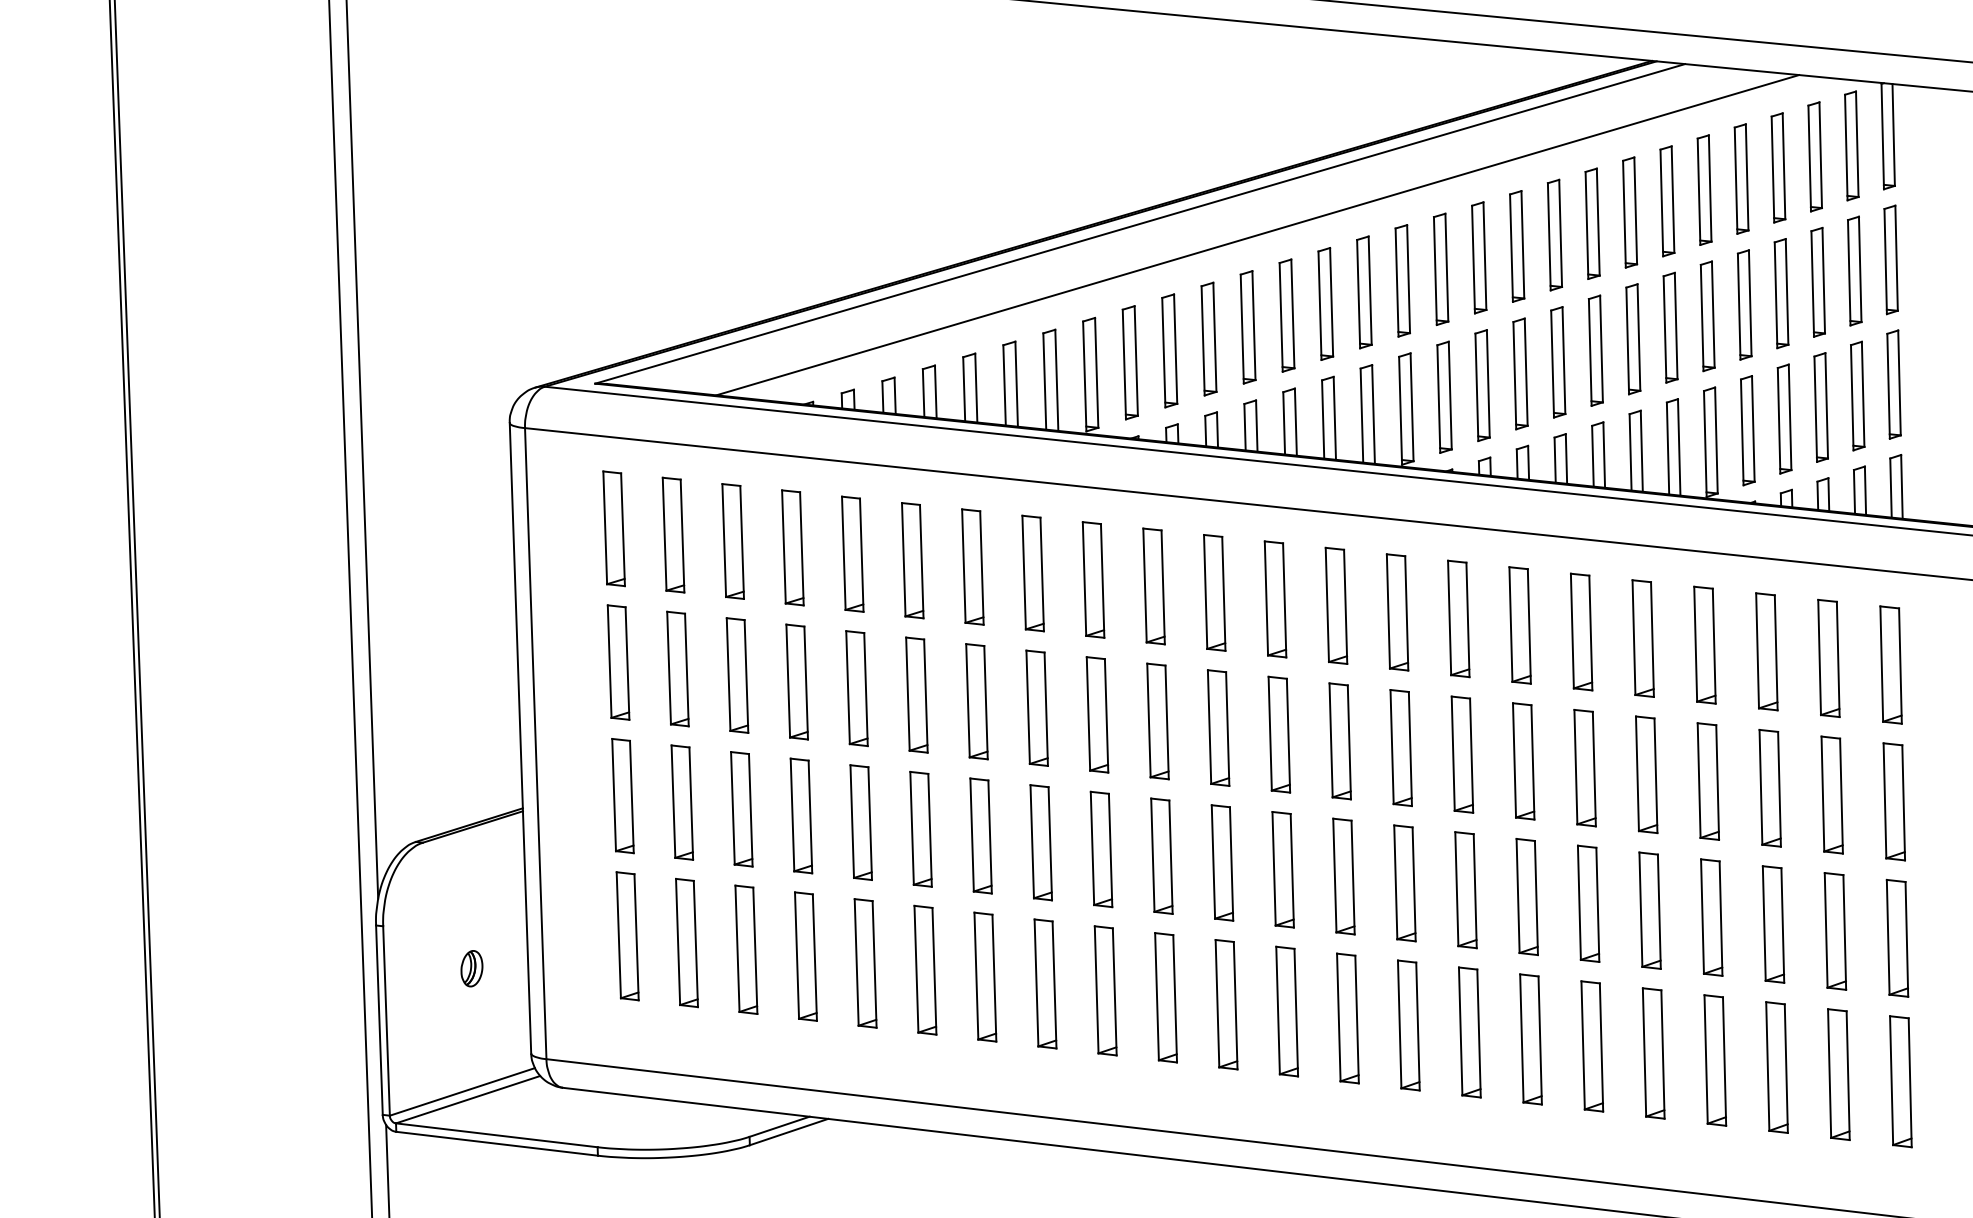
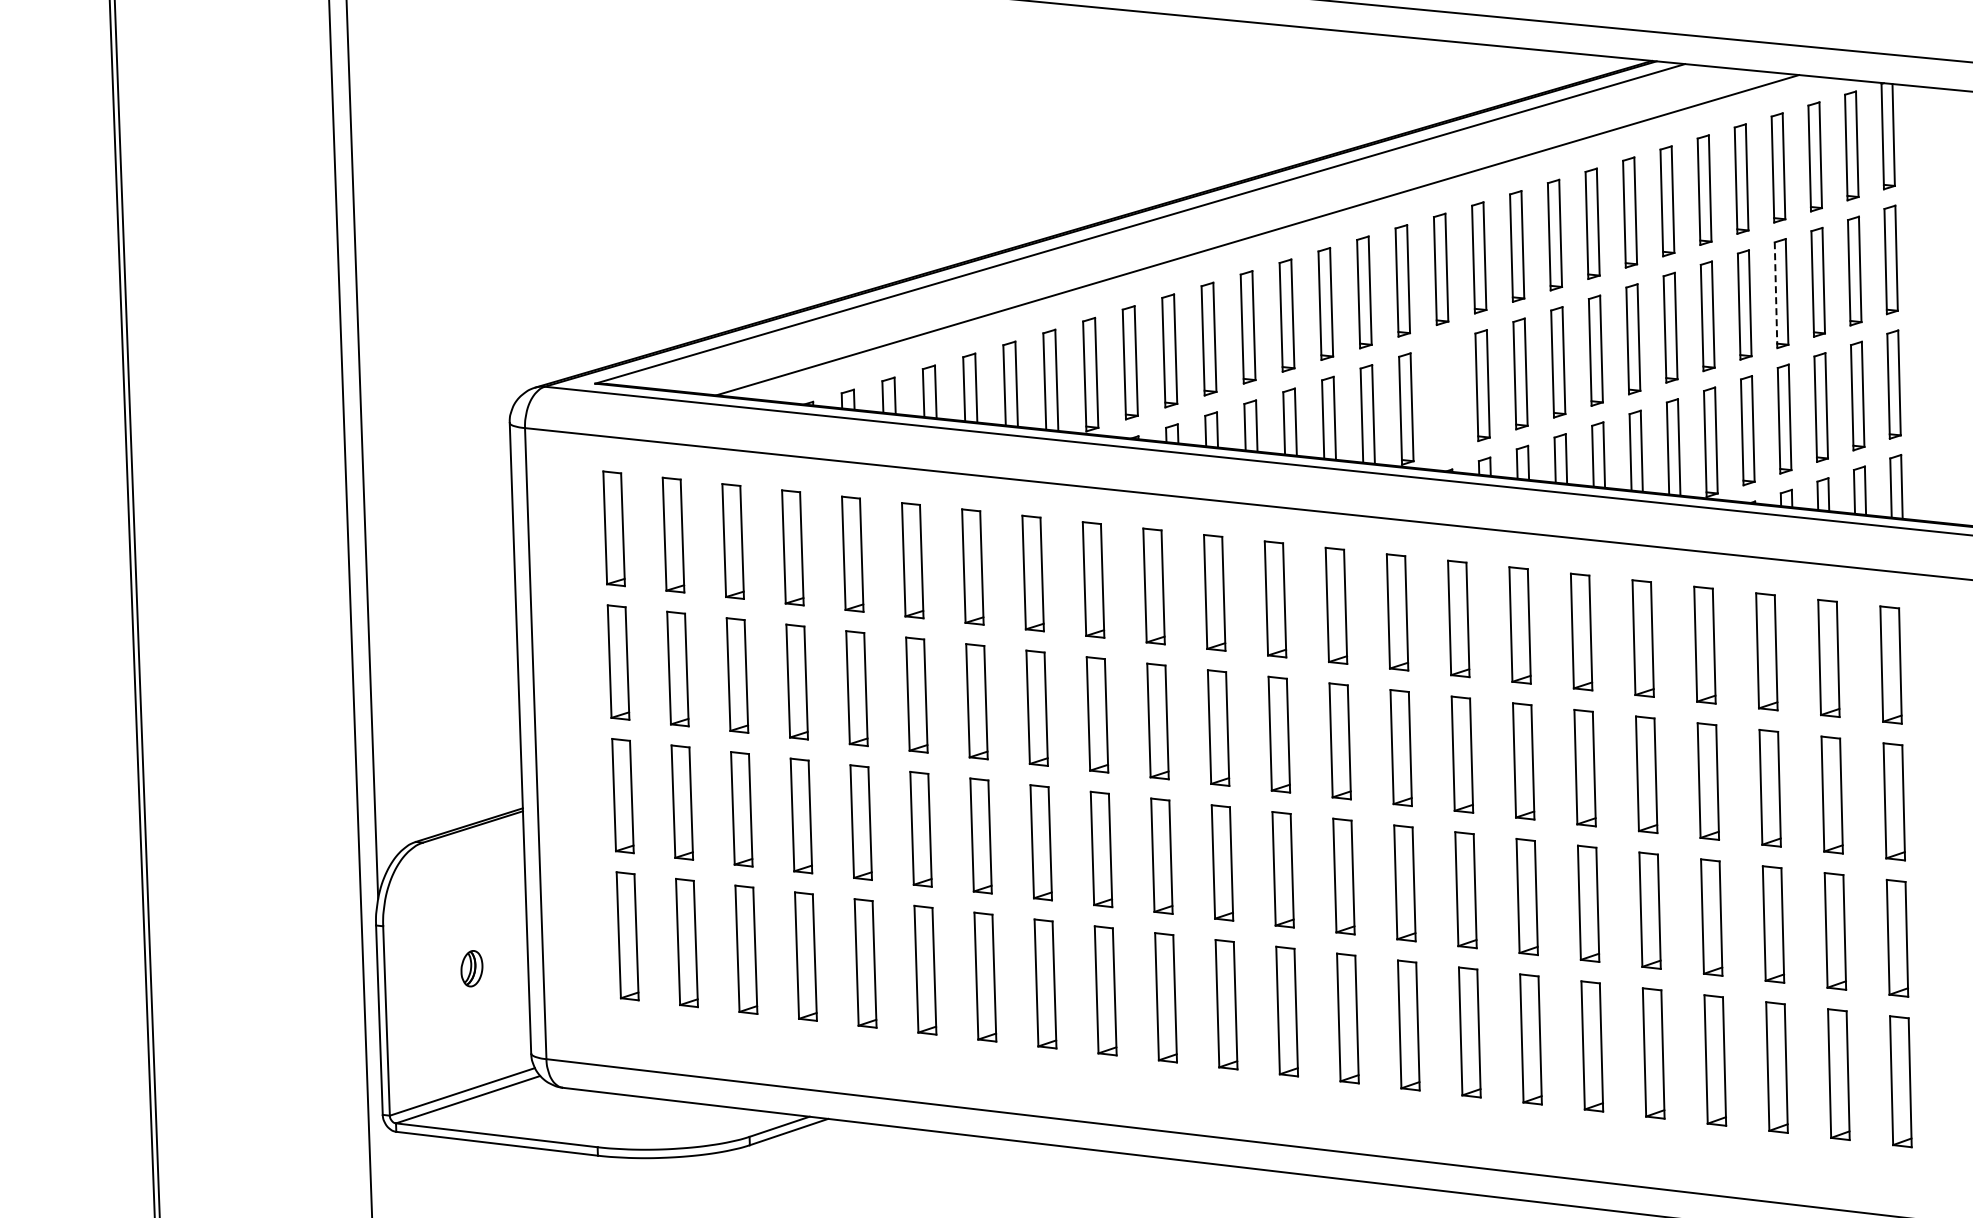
line: solid -> dashed (1776, 295)
part: present -> none (1444, 396)
line: present -> none (387, 1169)
